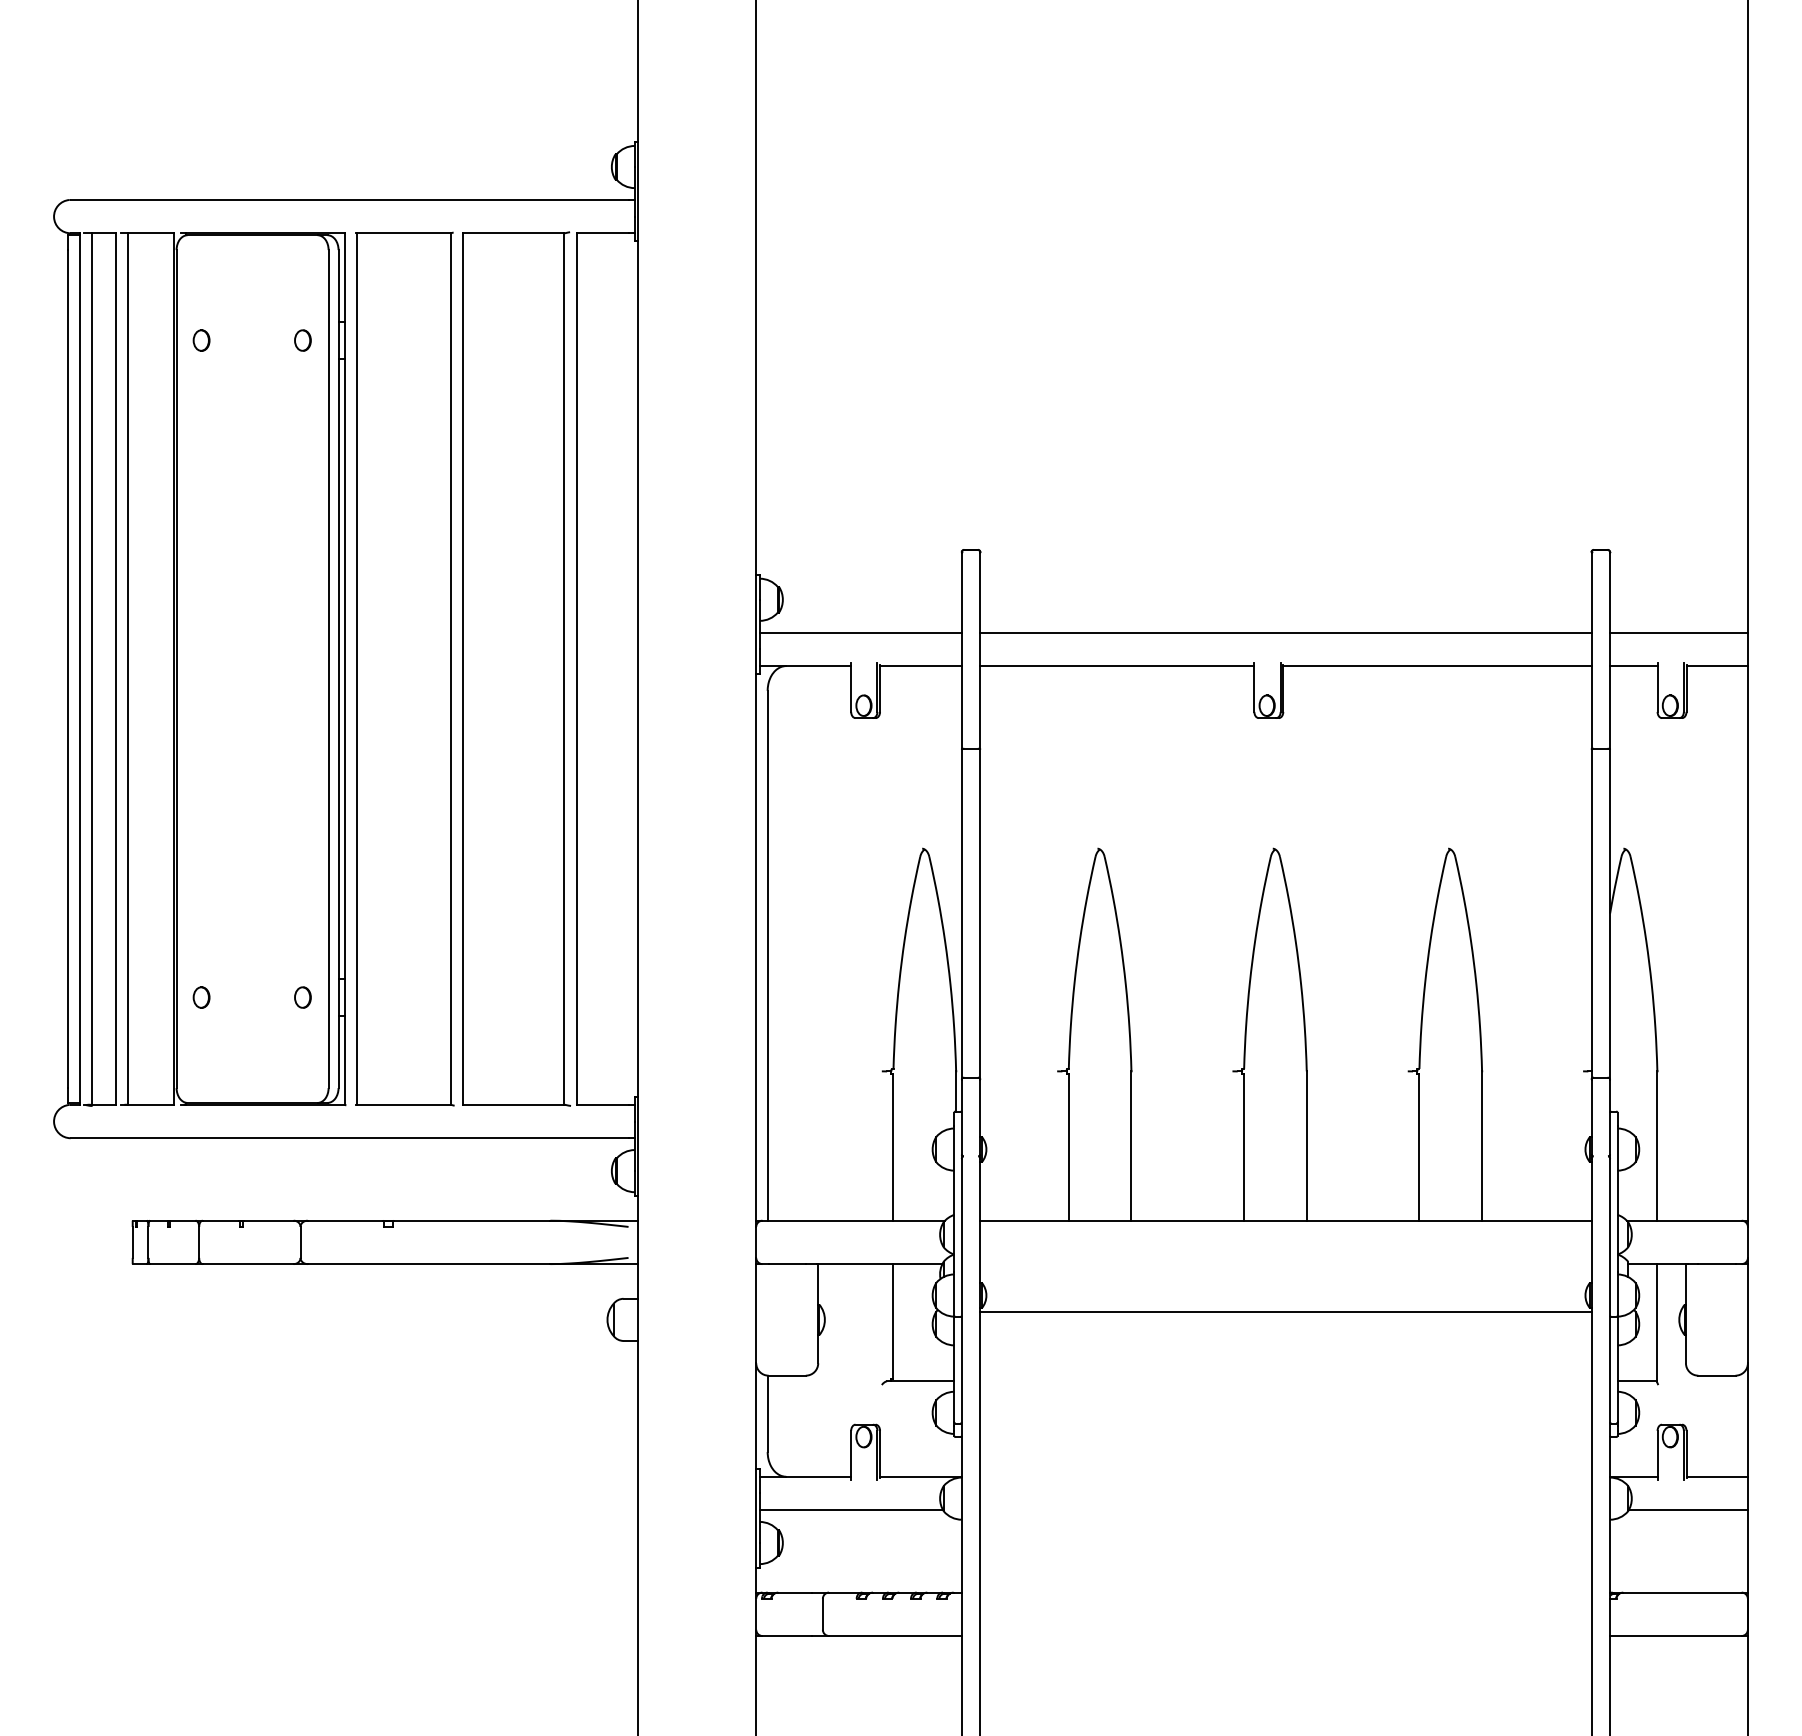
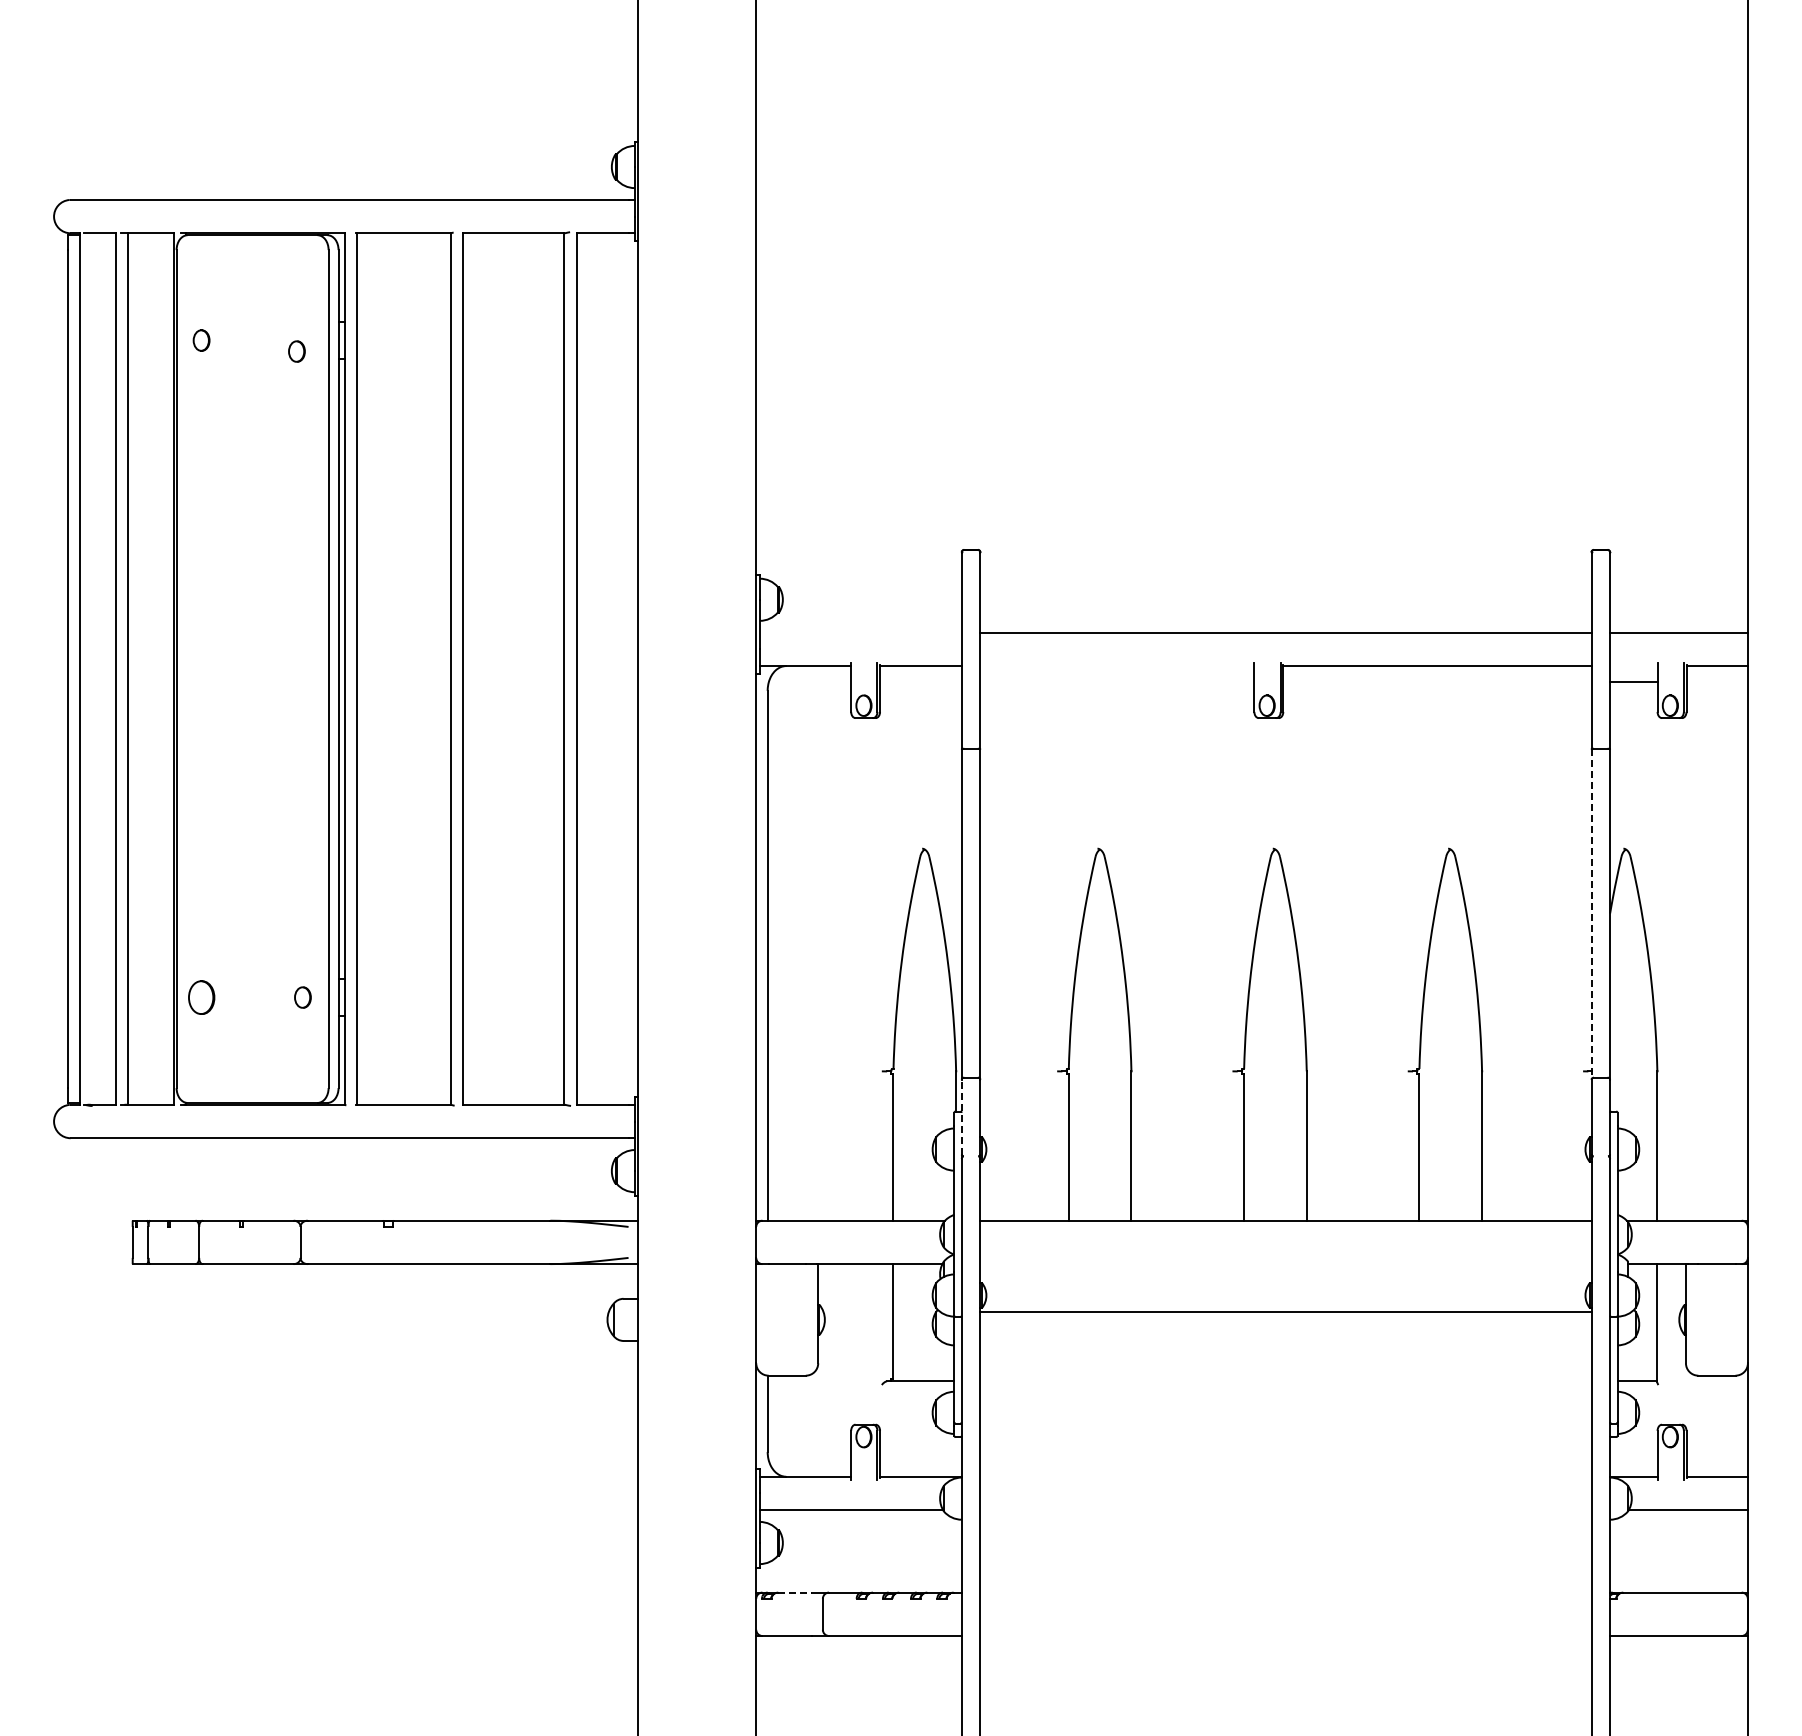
part position: (302, 340) -> (296, 351) (296, 351)
line: present -> none (860, 632)
line: present -> none (1117, 666)
line position: (1633, 666) -> (1633, 682) (1633, 682)
line: present -> none (92, 668)
line: solid -> dashed (1591, 914)
part size: 19x23 px -> 28x35 px (201, 997)
line: solid -> dashed (961, 1117)
line: solid -> dashed (794, 1592)
